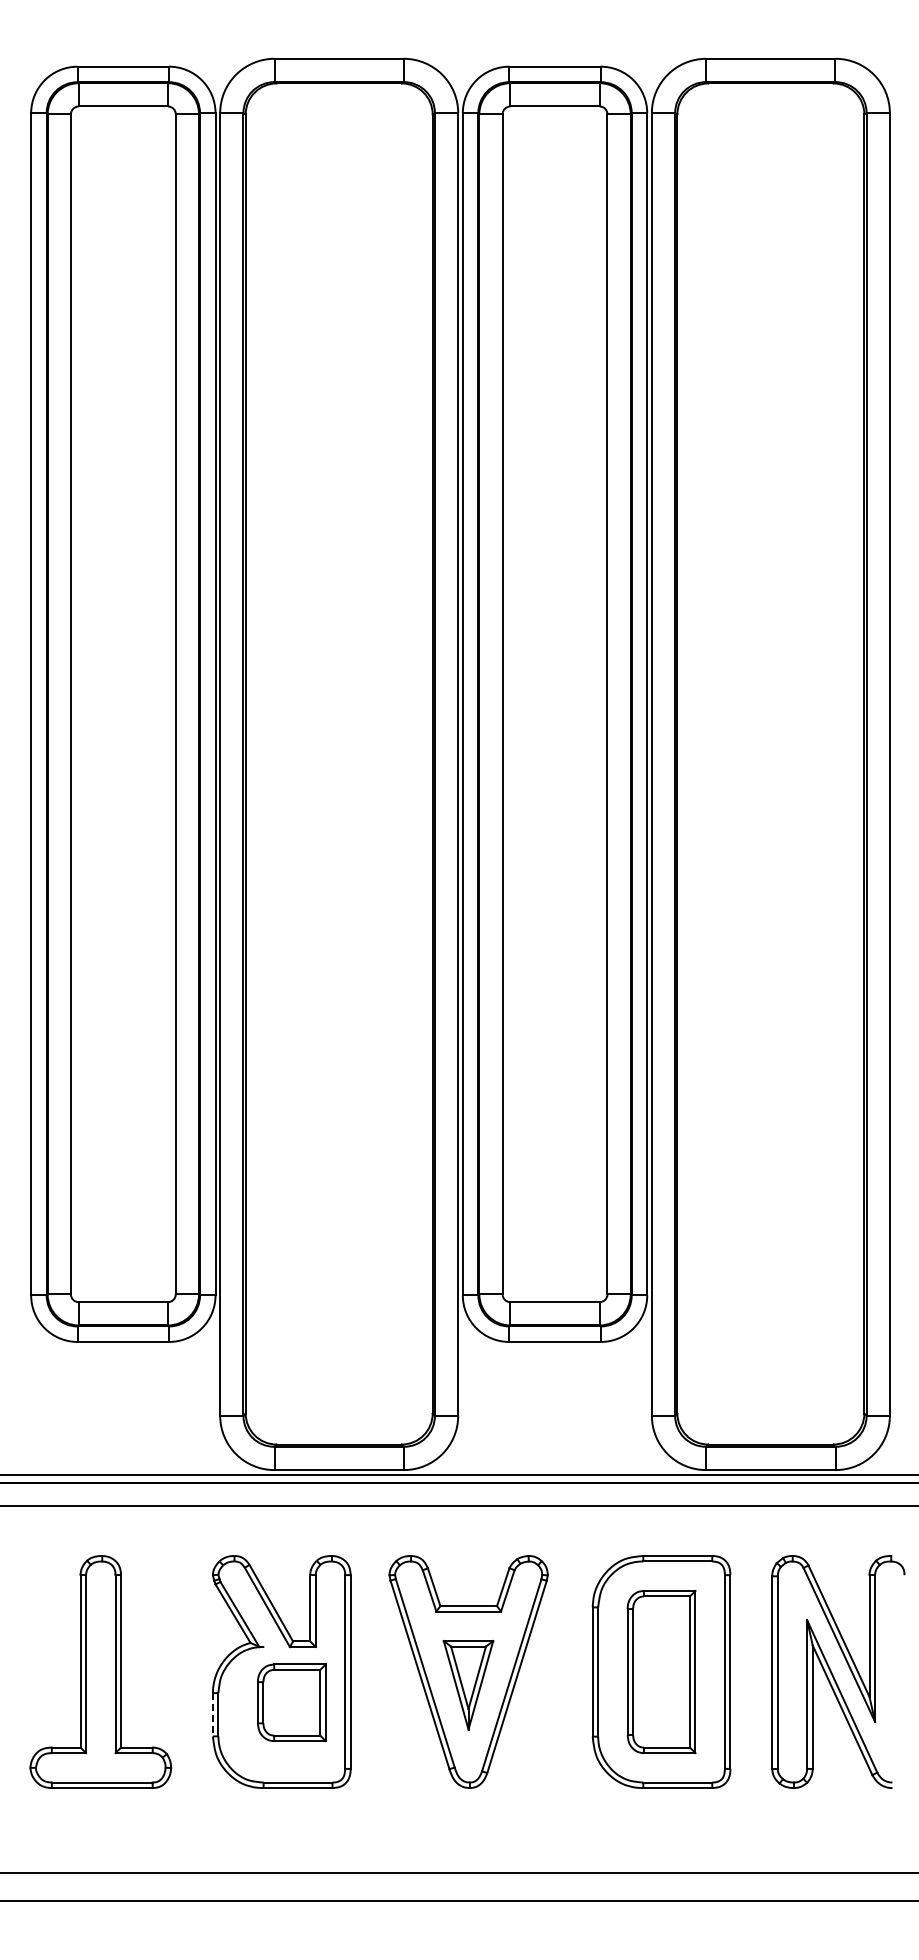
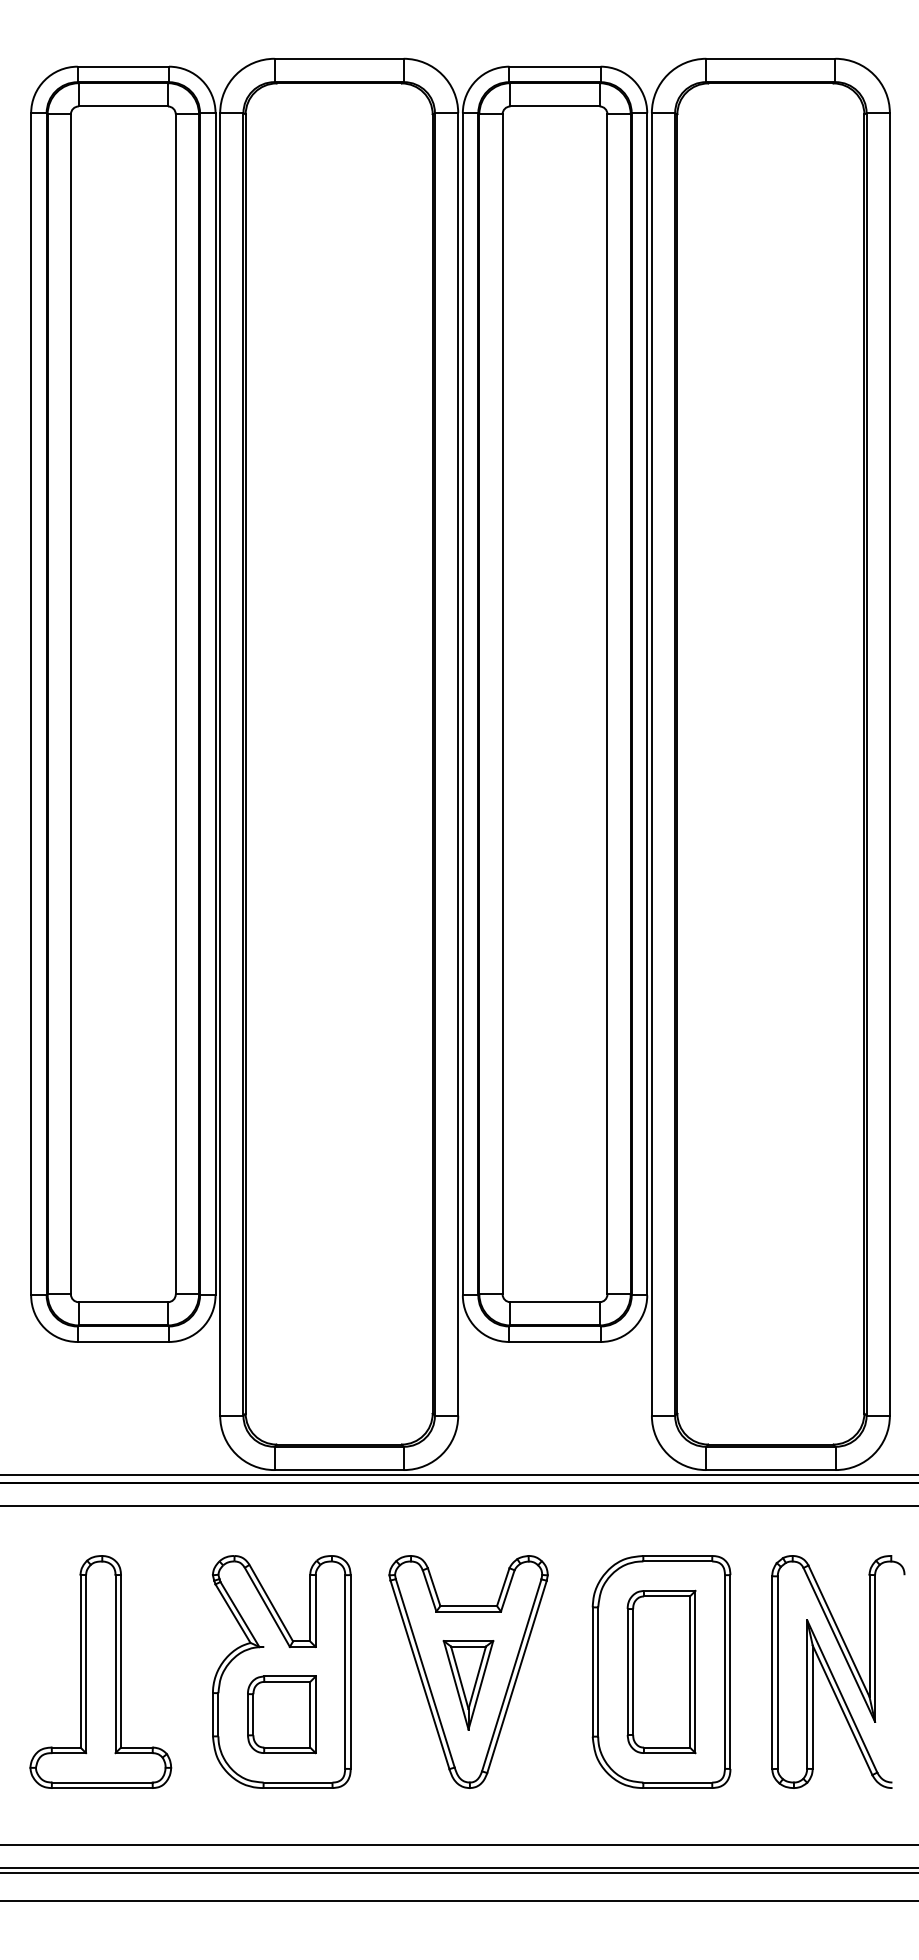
part position: (291, 1702) -> (281, 1714) (281, 1714)
line: dashed -> solid (212, 1714)
line: none -> present (458, 1844)
line: none -> present (458, 1868)
